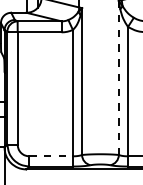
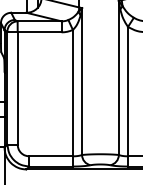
line: dashed -> solid (118, 78)
line: dashed -> solid (51, 156)
